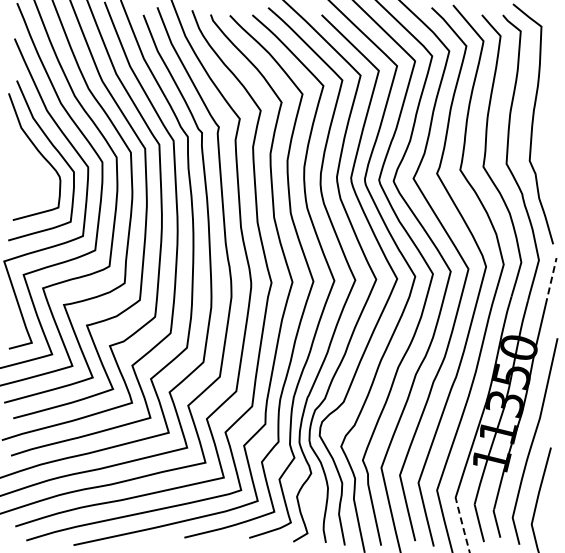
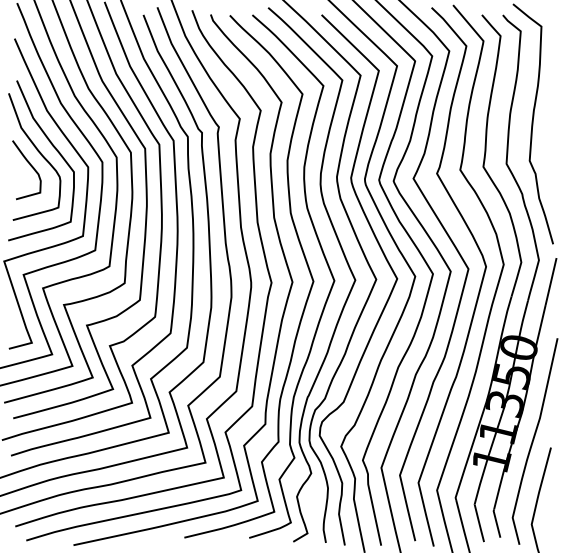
curve: none -> present (30, 166)
line: dashed -> solid (551, 281)
line: dashed -> solid (462, 525)
